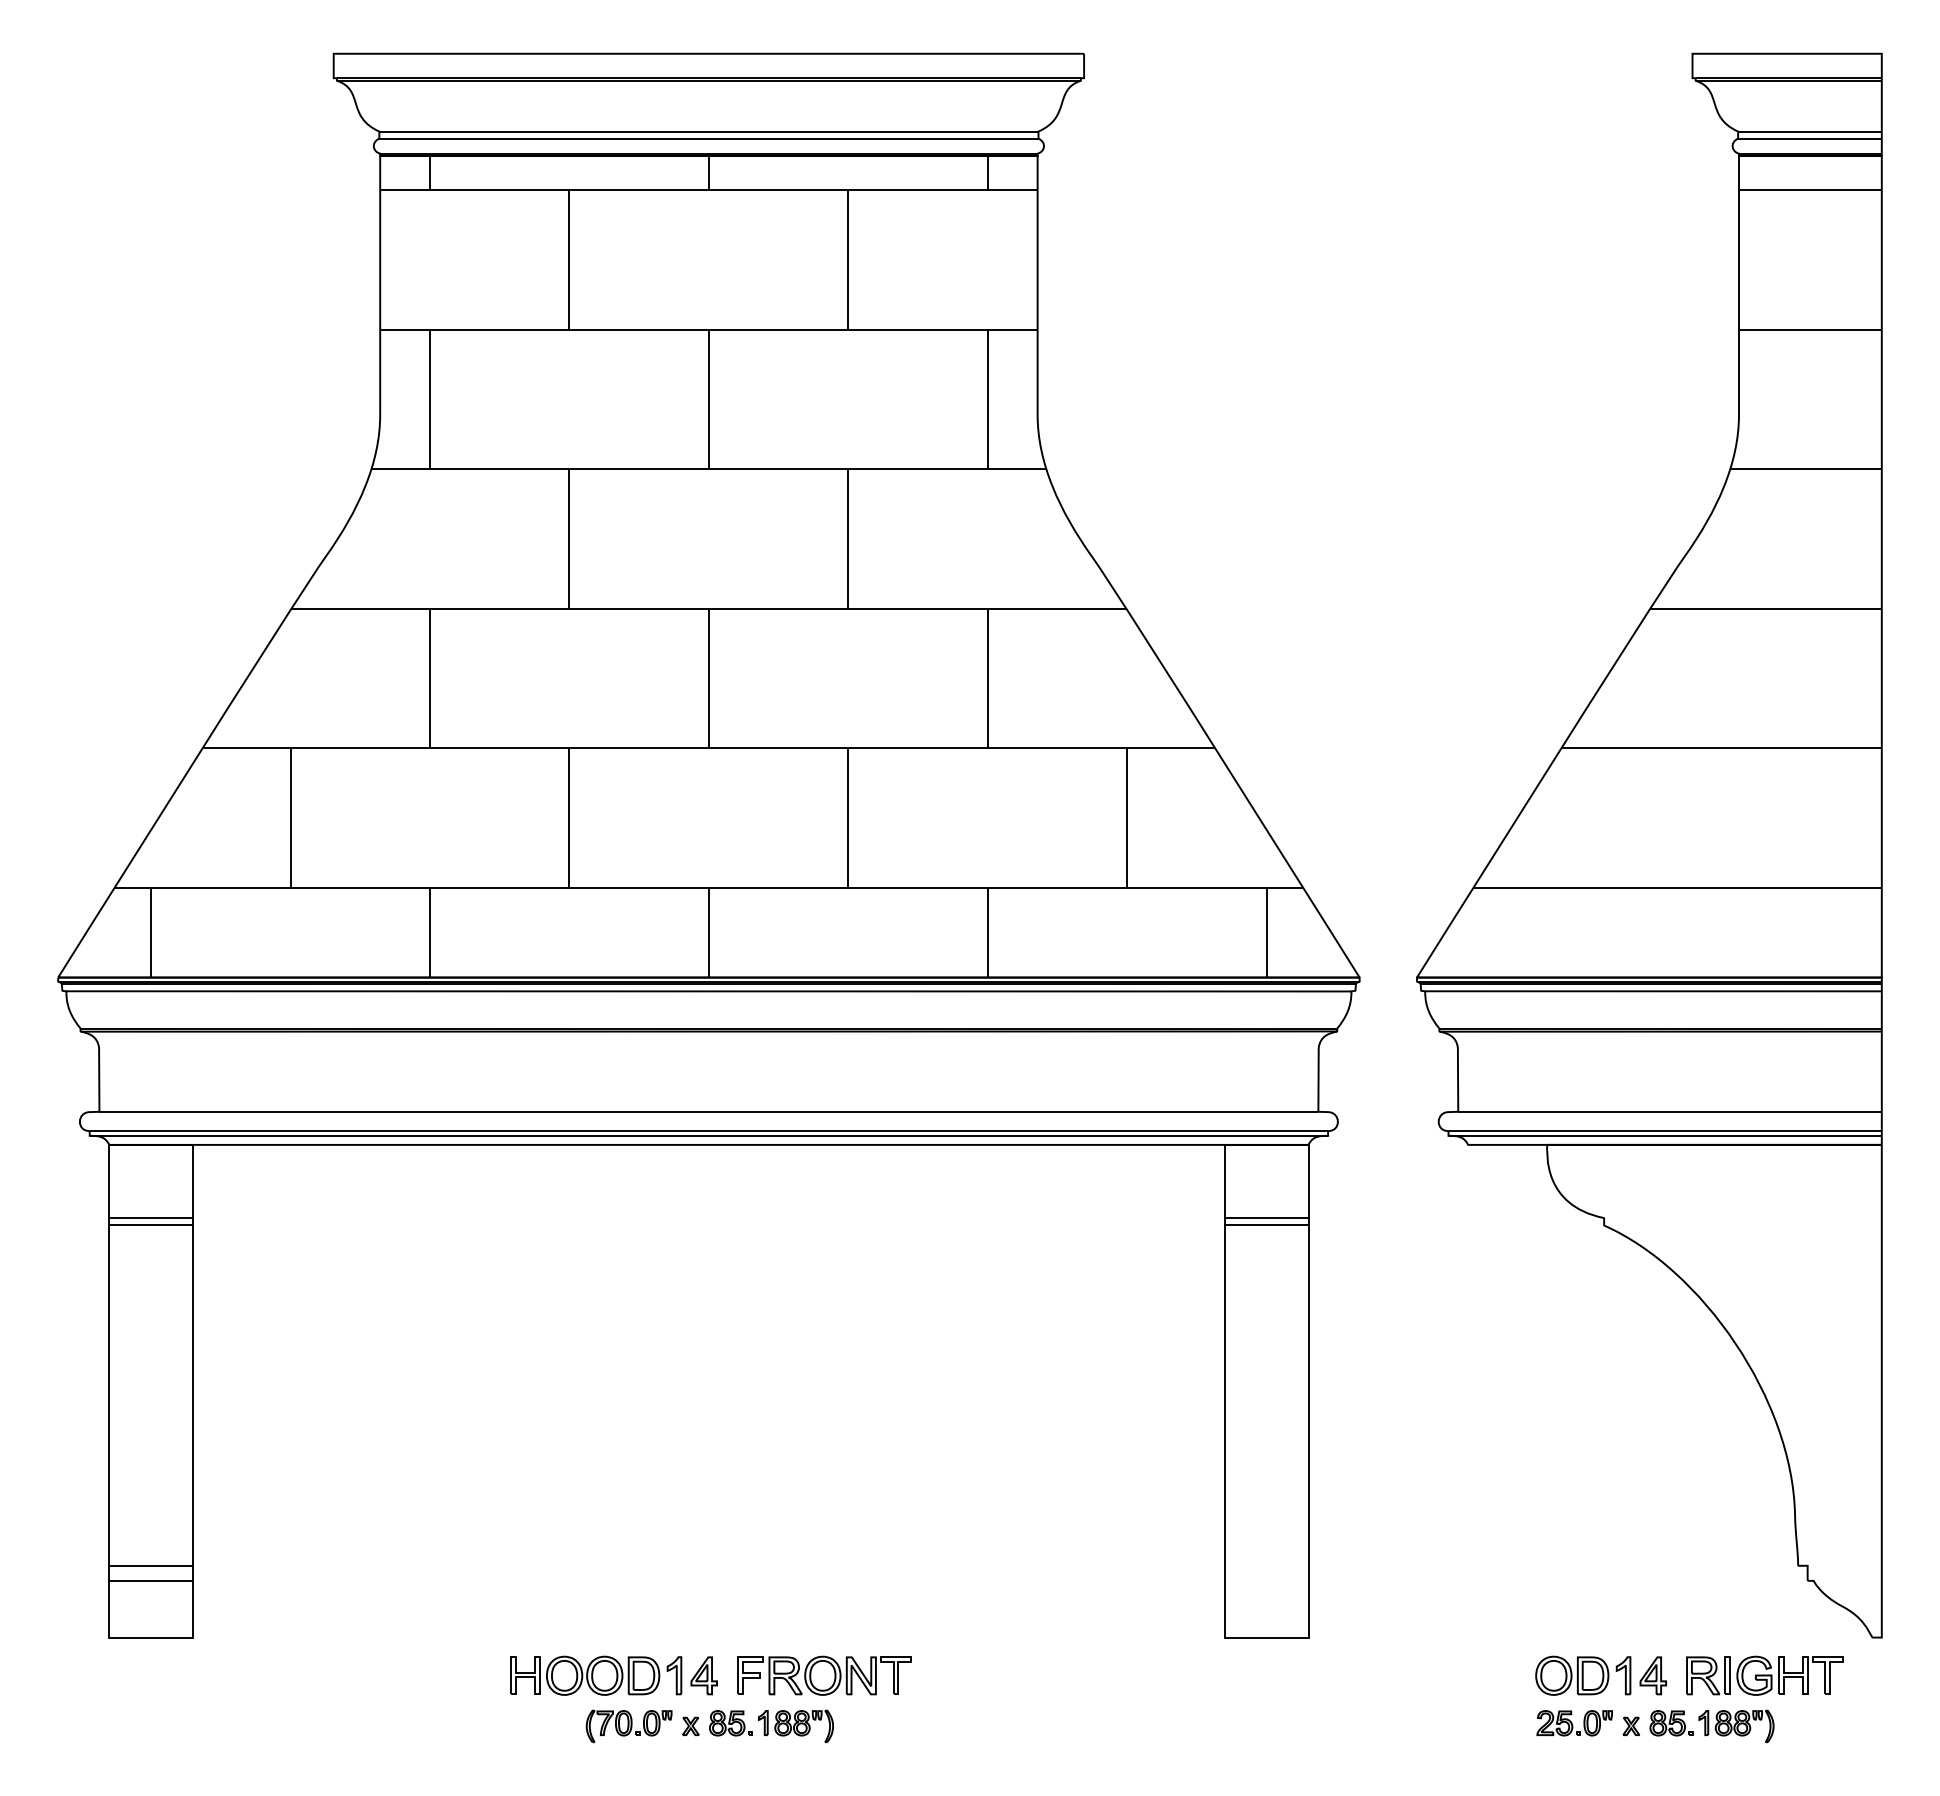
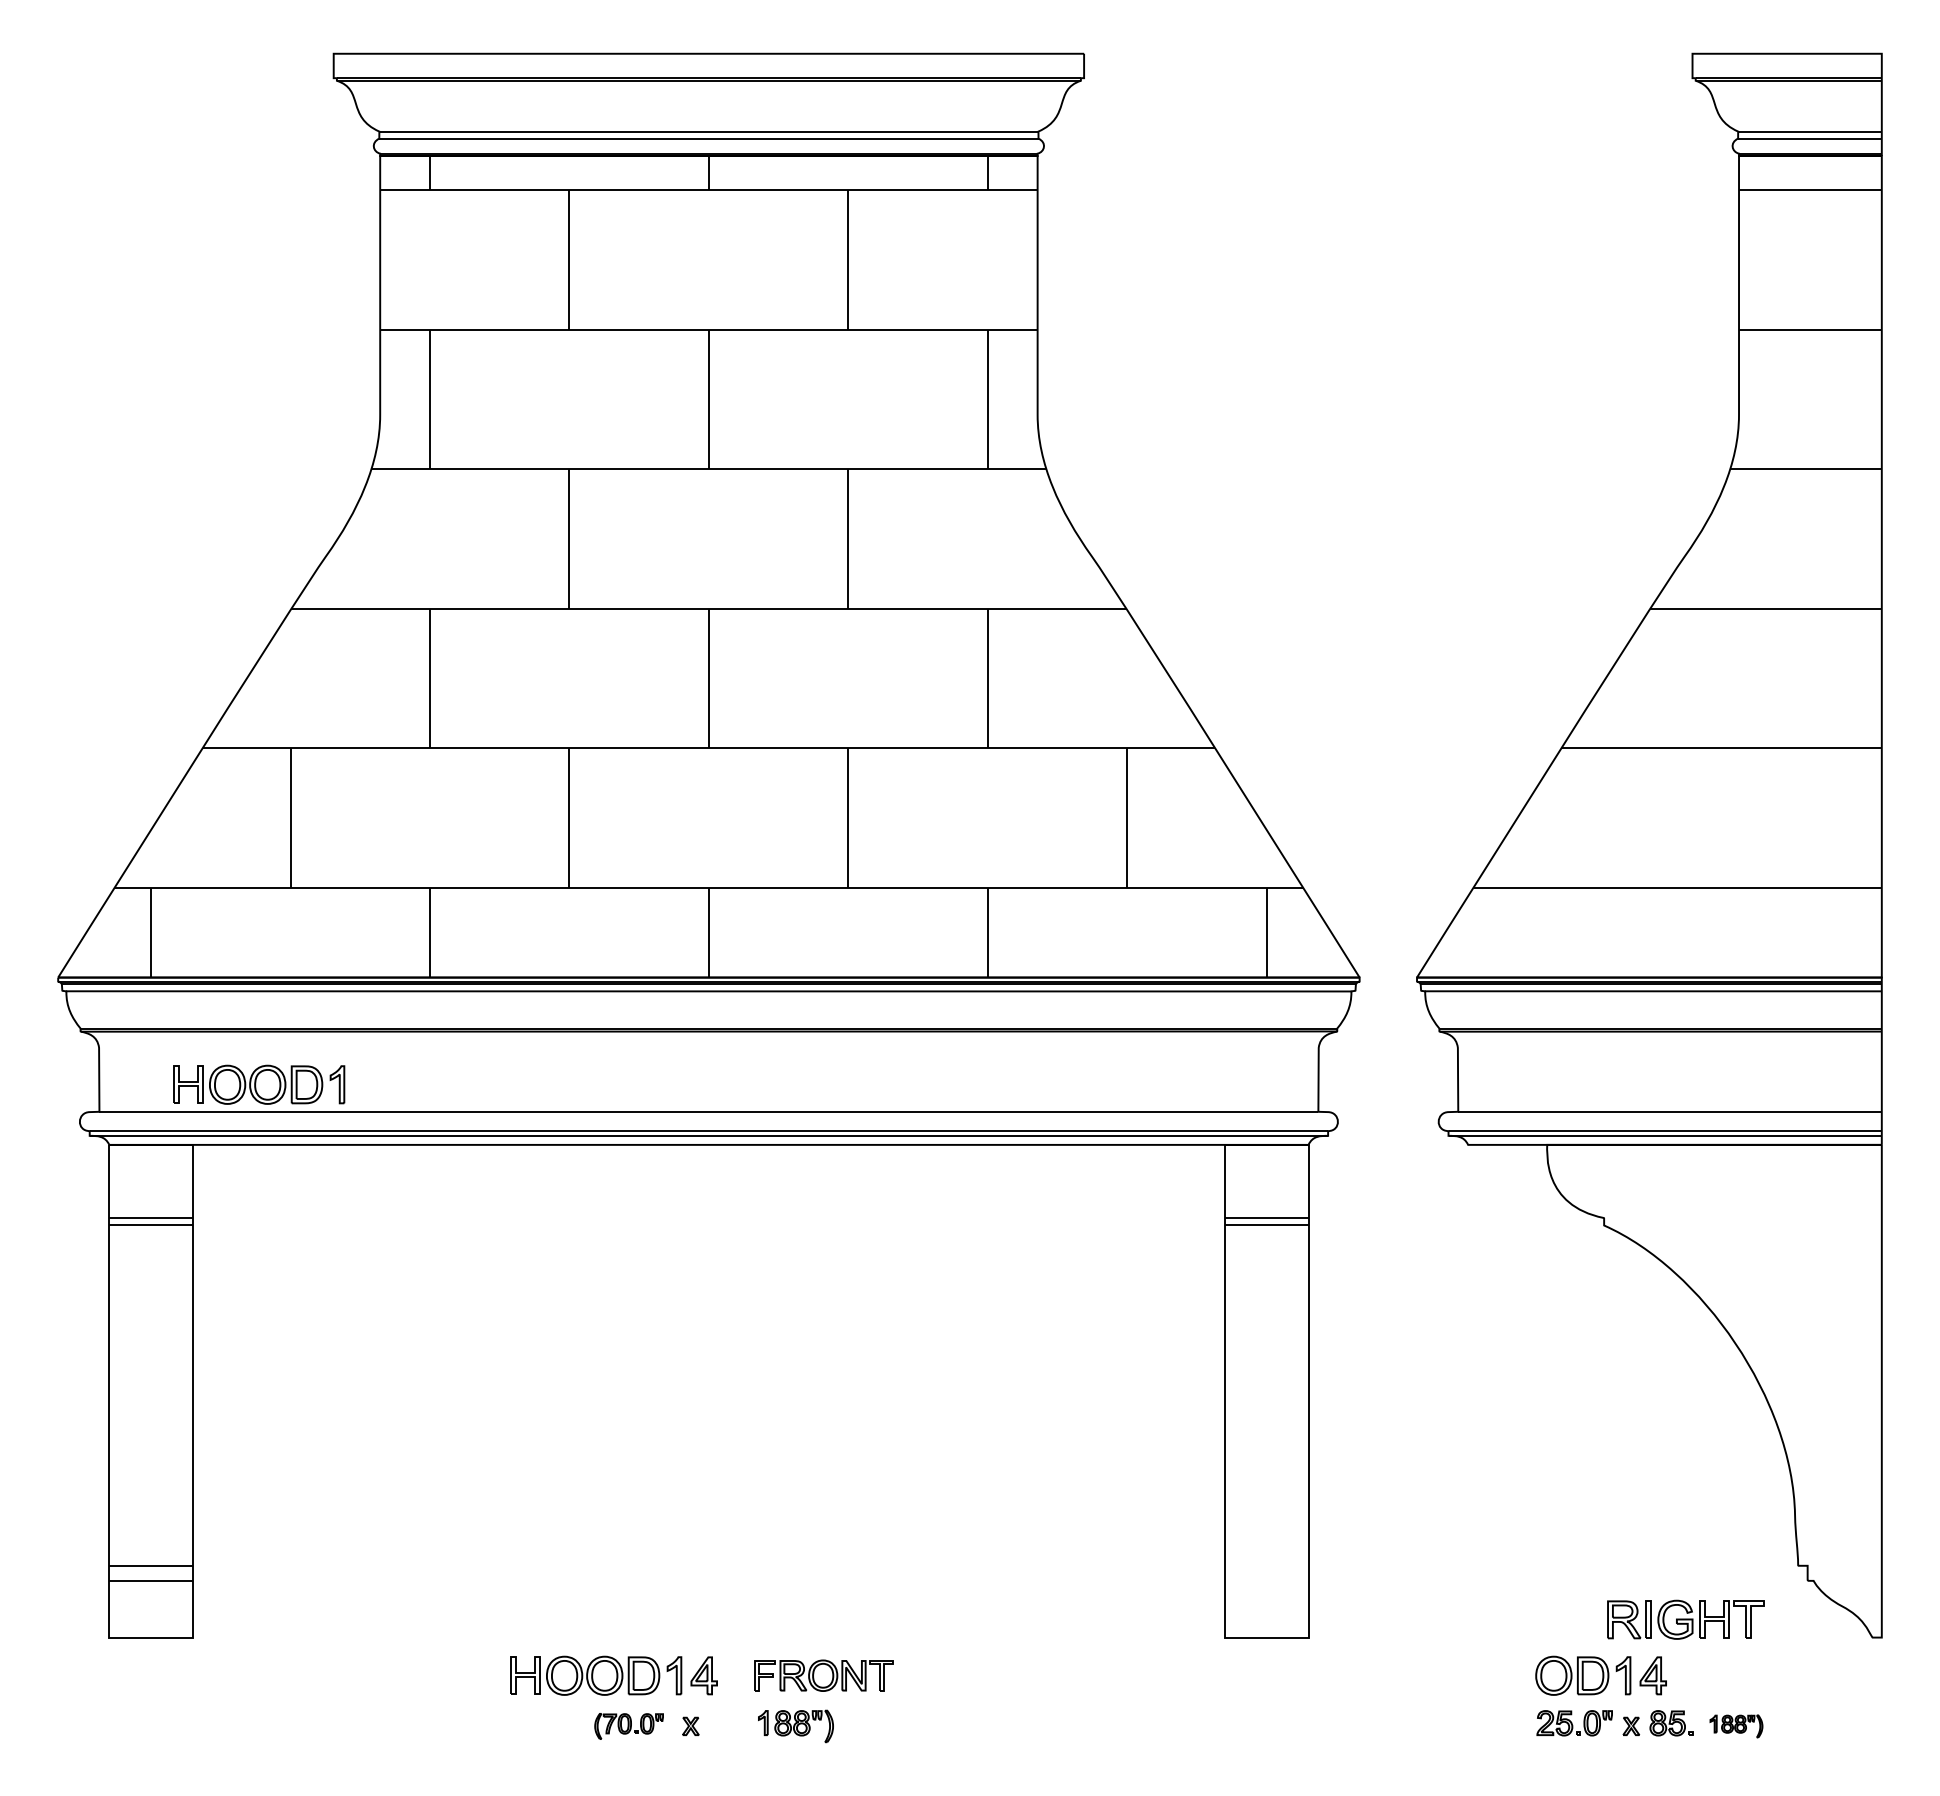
part: none -> present (259, 1084)
part size: 175x41 px -> 140x33 px (823, 1675)
part position: (1764, 1675) -> (1685, 1619) (1685, 1619)
part: present -> none (730, 1723)
part size: 88x35 px -> 70x27 px (628, 1726)
part size: 77x35 px -> 55x25 px (1736, 1726)
